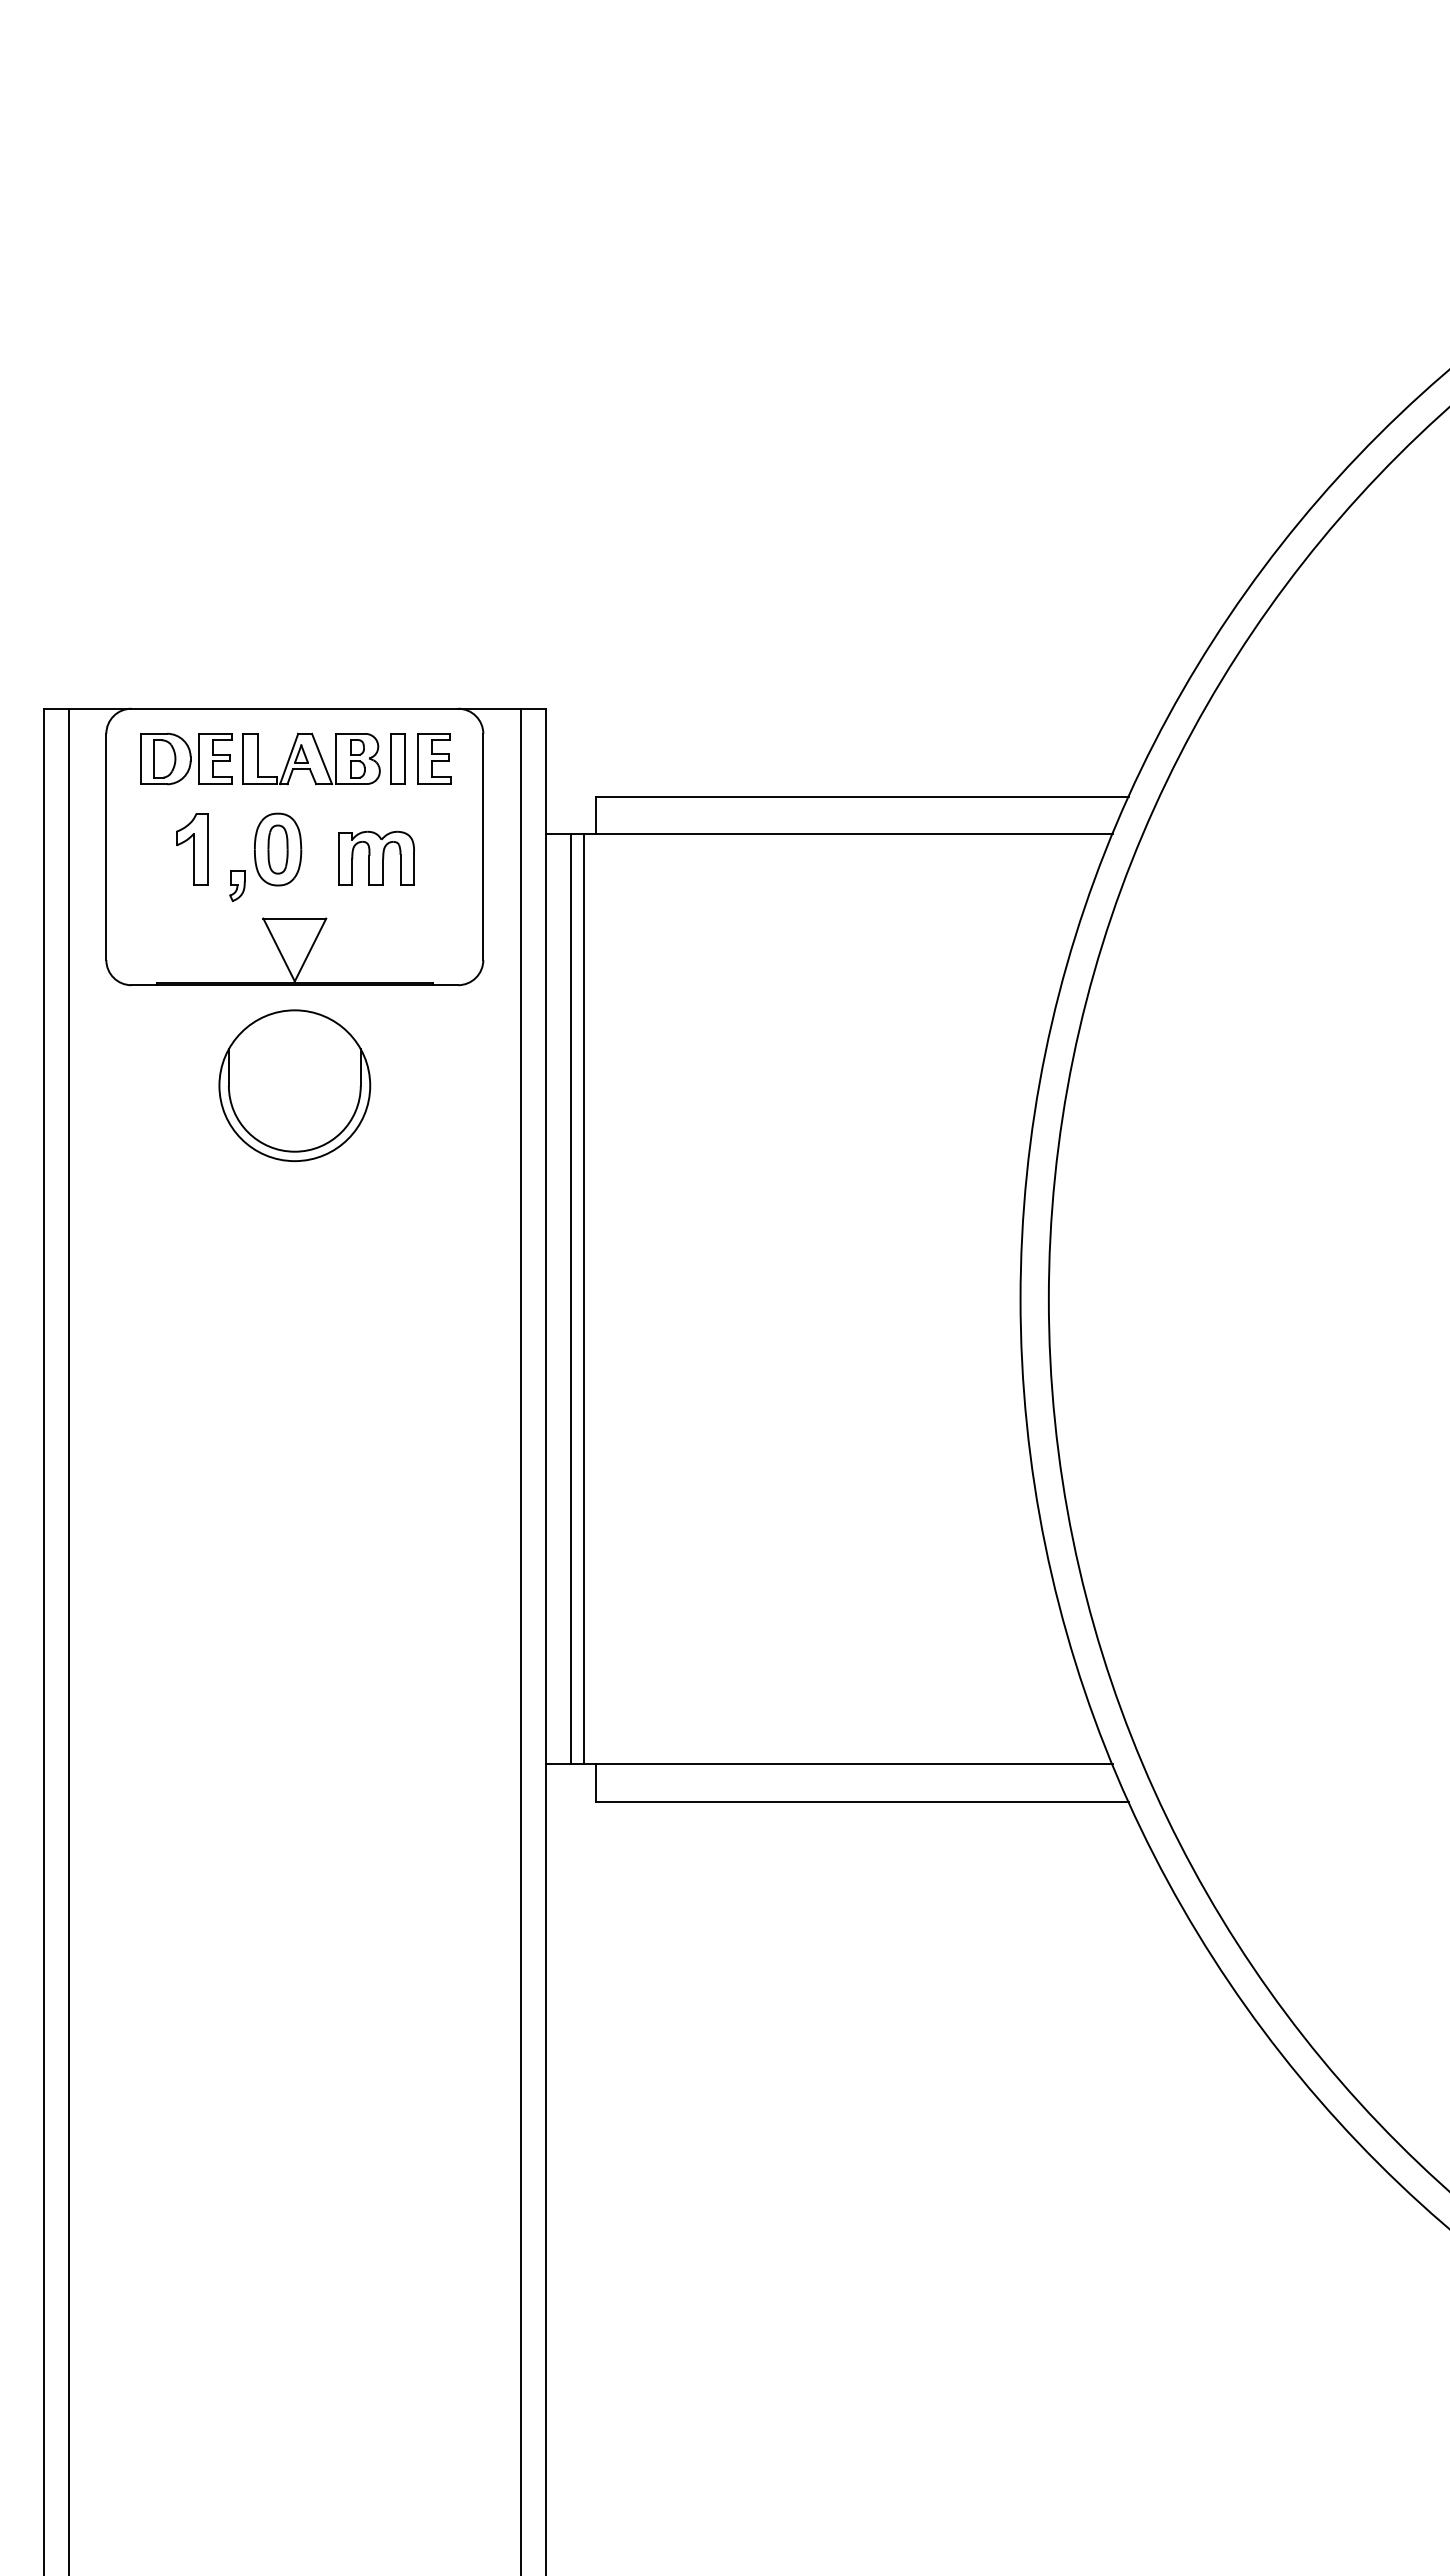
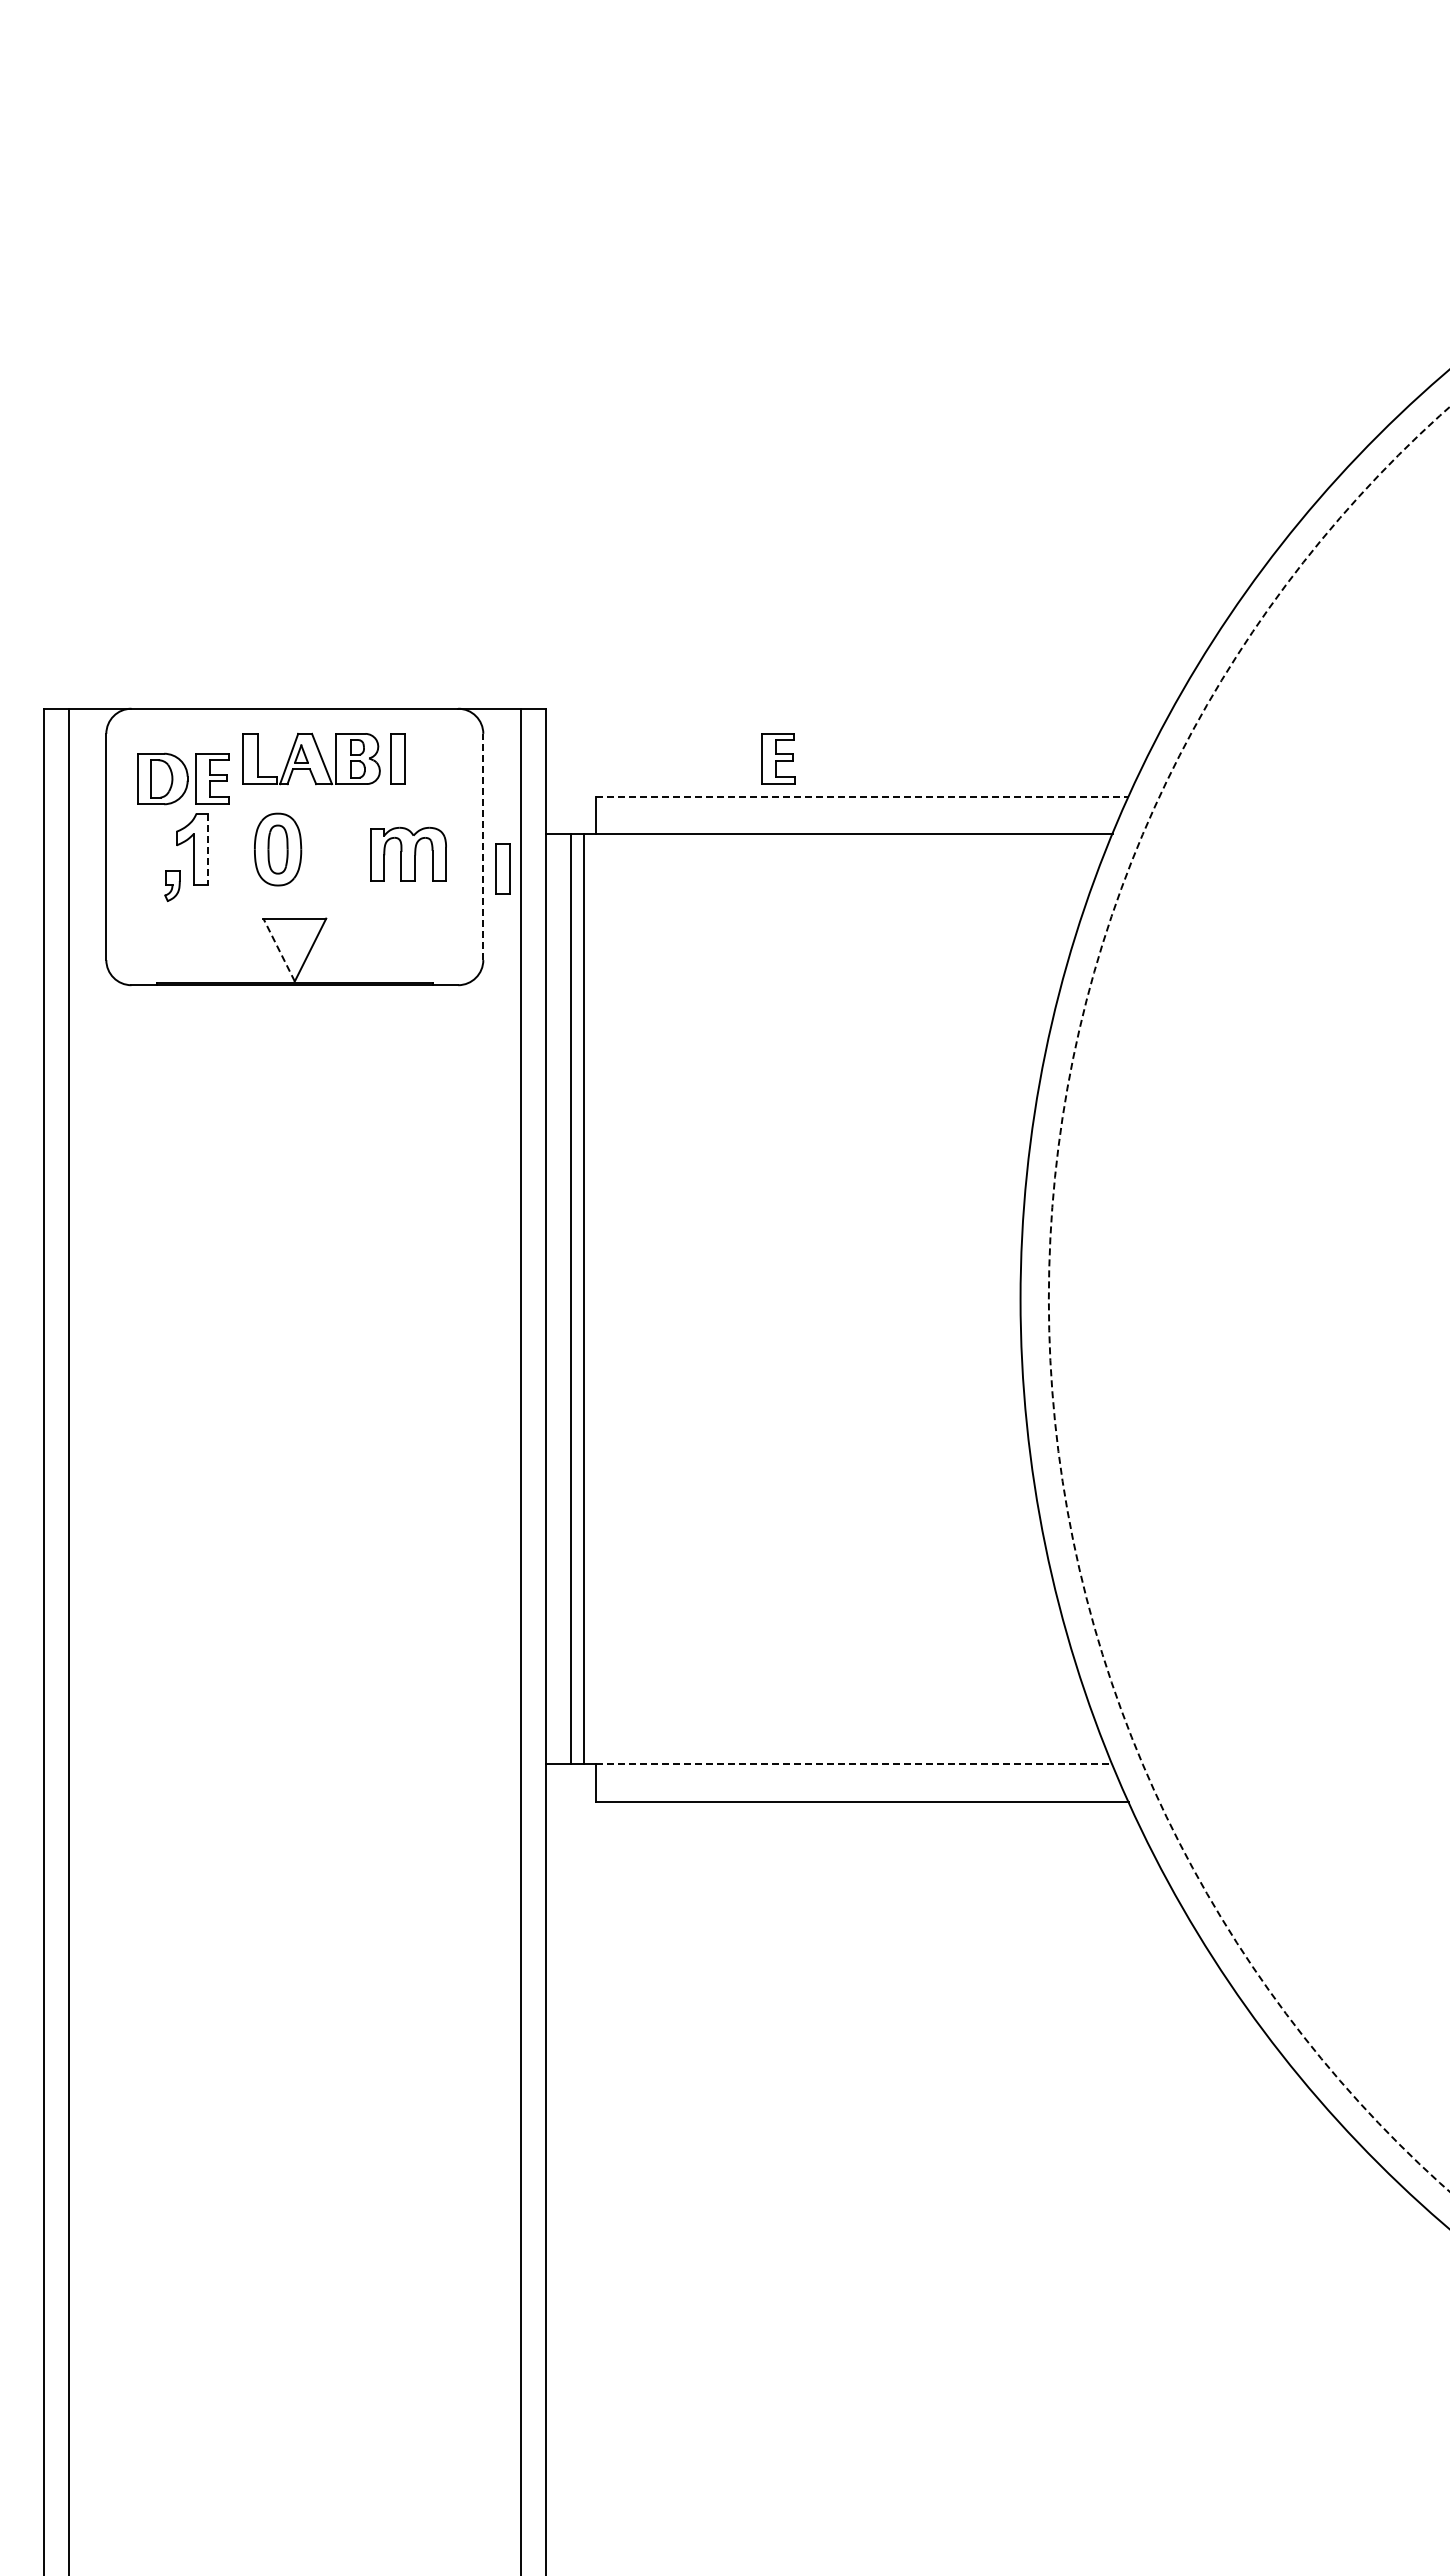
part position: (186, 758) -> (183, 778) (183, 778)
part position: (434, 758) -> (778, 758) (778, 758)
line: solid -> dashed (863, 796)
line: solid -> dashed (483, 846)
line: solid -> dashed (207, 849)
part position: (376, 857) -> (408, 853) (408, 853)
part: none -> present (502, 868)
part position: (237, 885) -> (172, 885) (172, 885)
line: solid -> dashed (278, 949)
part: present -> none (294, 1085)
circle: solid -> dashed (1248, 1299)
line: solid -> dashed (854, 1764)
